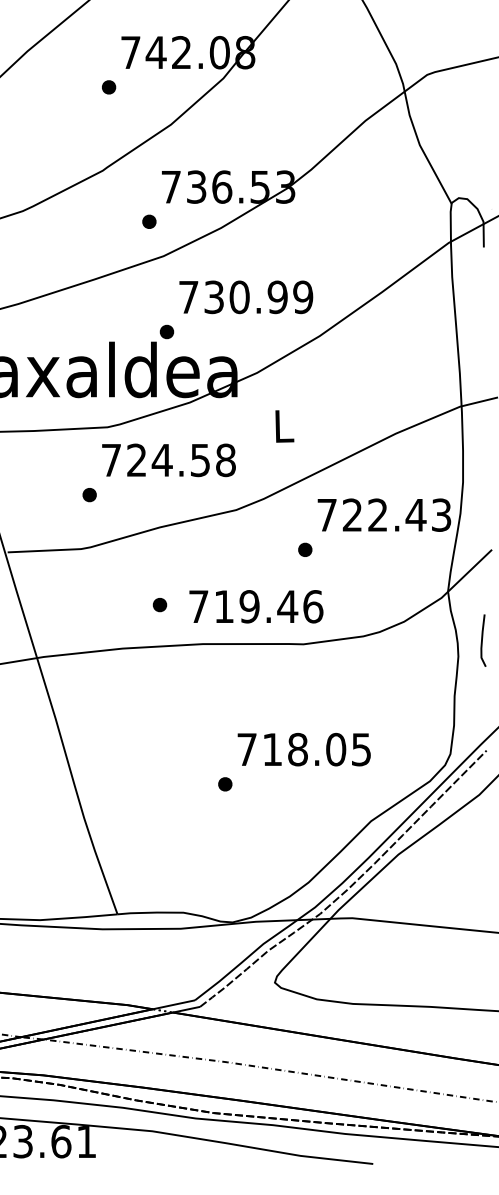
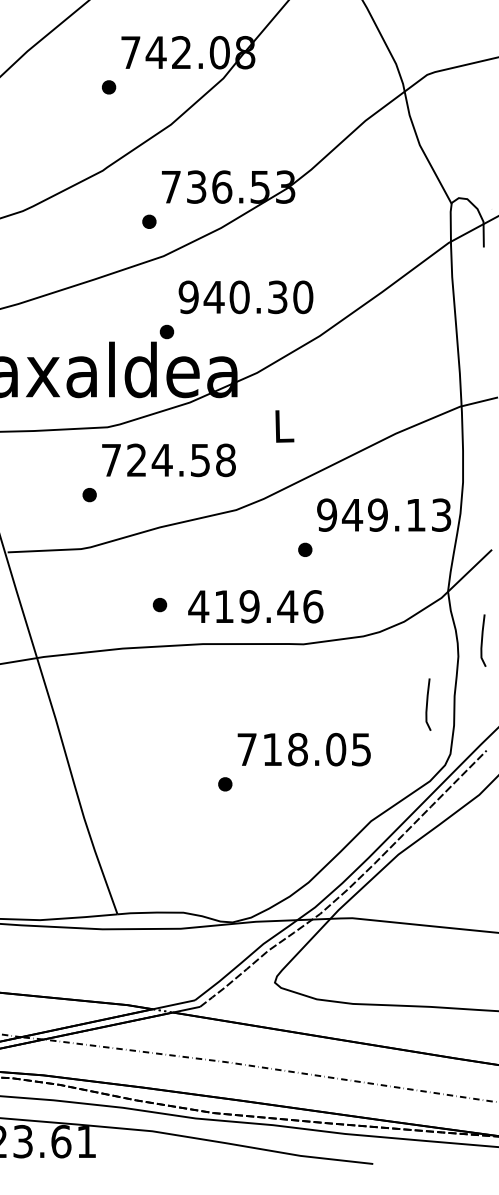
text: 730.99 -> 940.30 (245, 297)
text: 722.43 -> 949.13 (371, 514)
text: 719.46 -> 419.46 (198, 606)
line: none -> present (427, 704)
